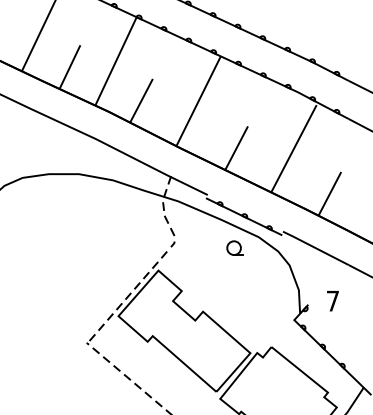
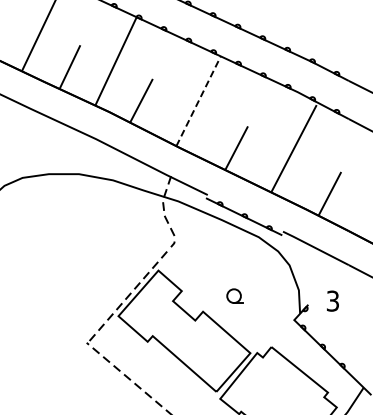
line: solid -> dashed (198, 100)
part position: (234, 247) -> (234, 295) (234, 295)
text: 7 -> 3 (332, 300)
